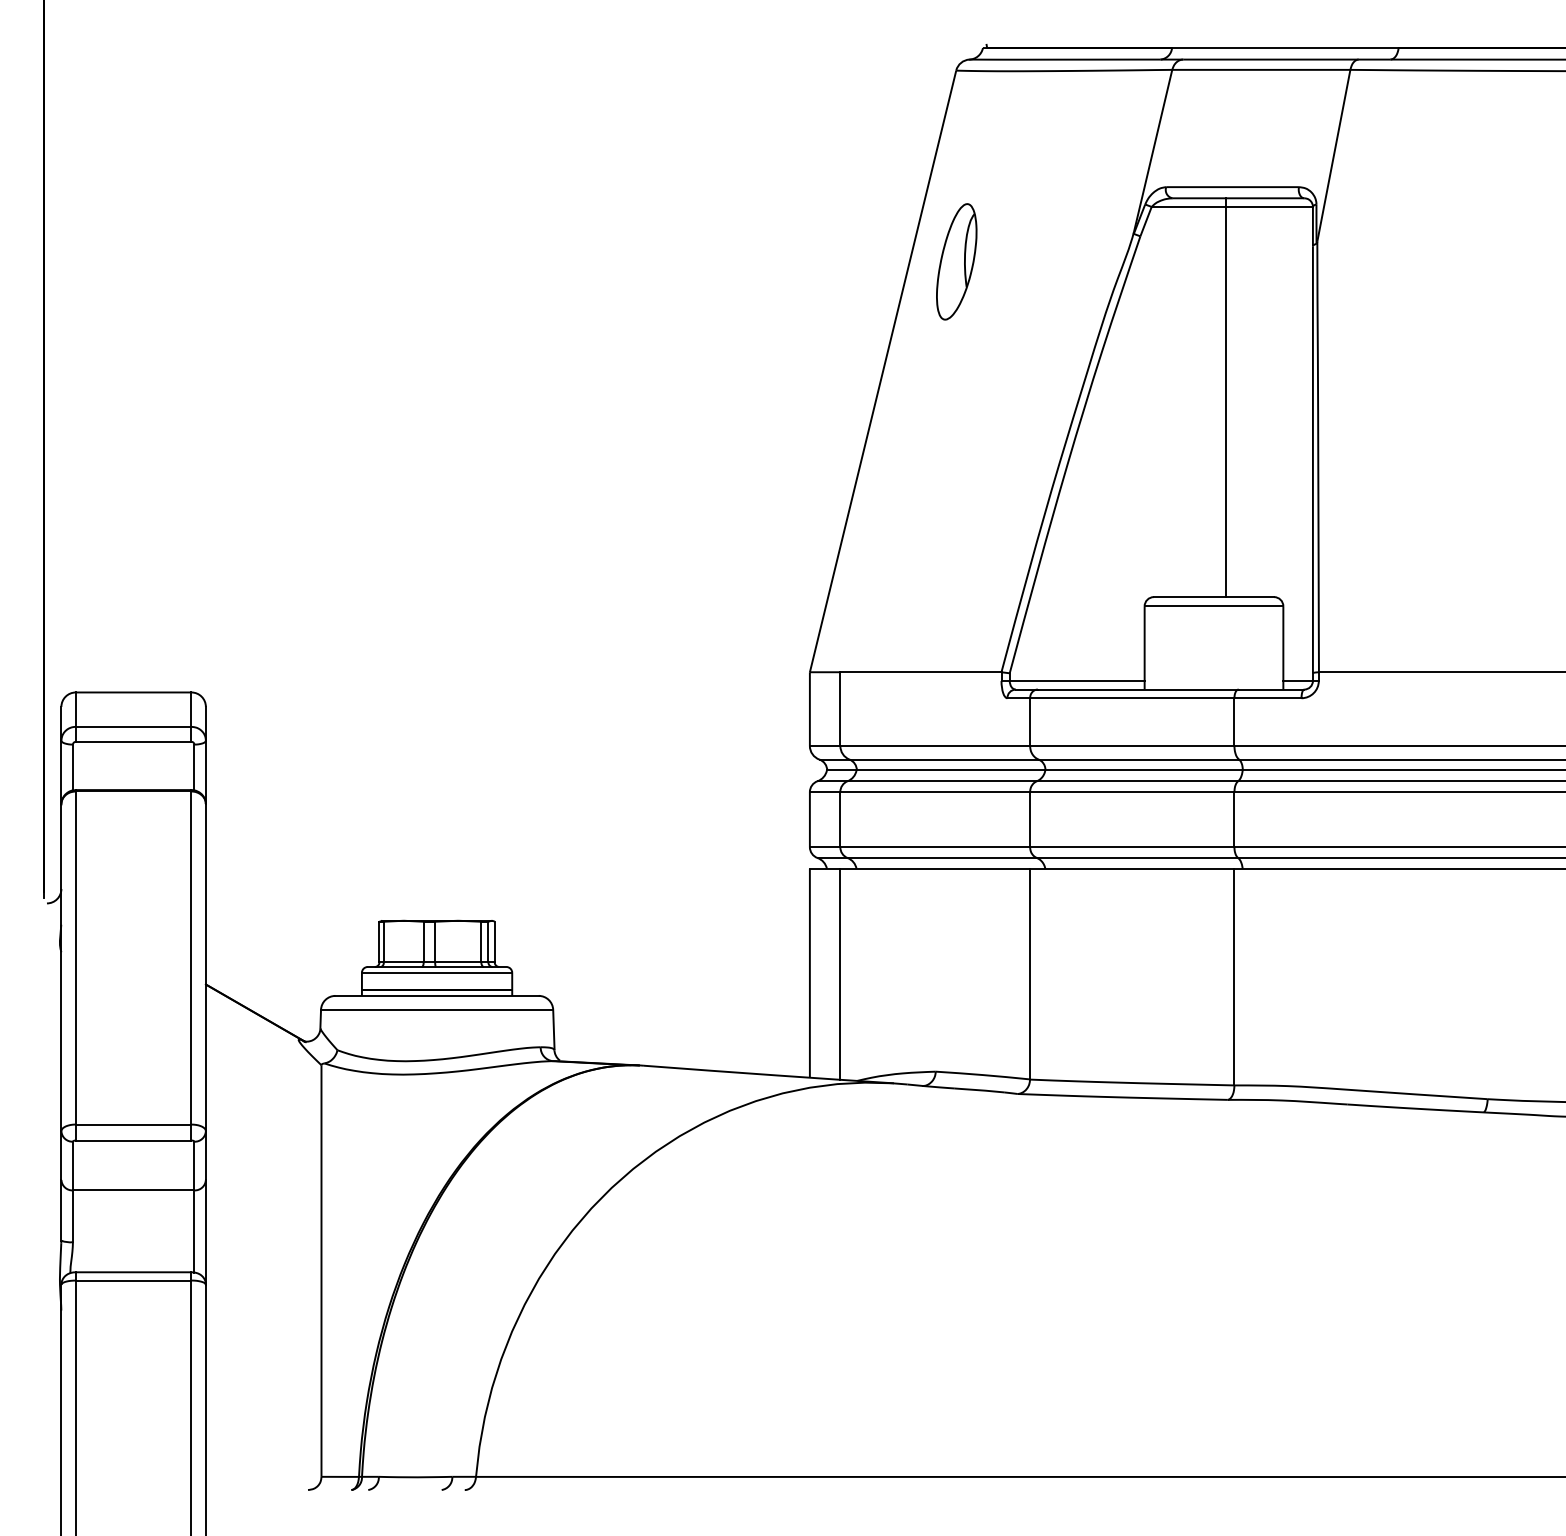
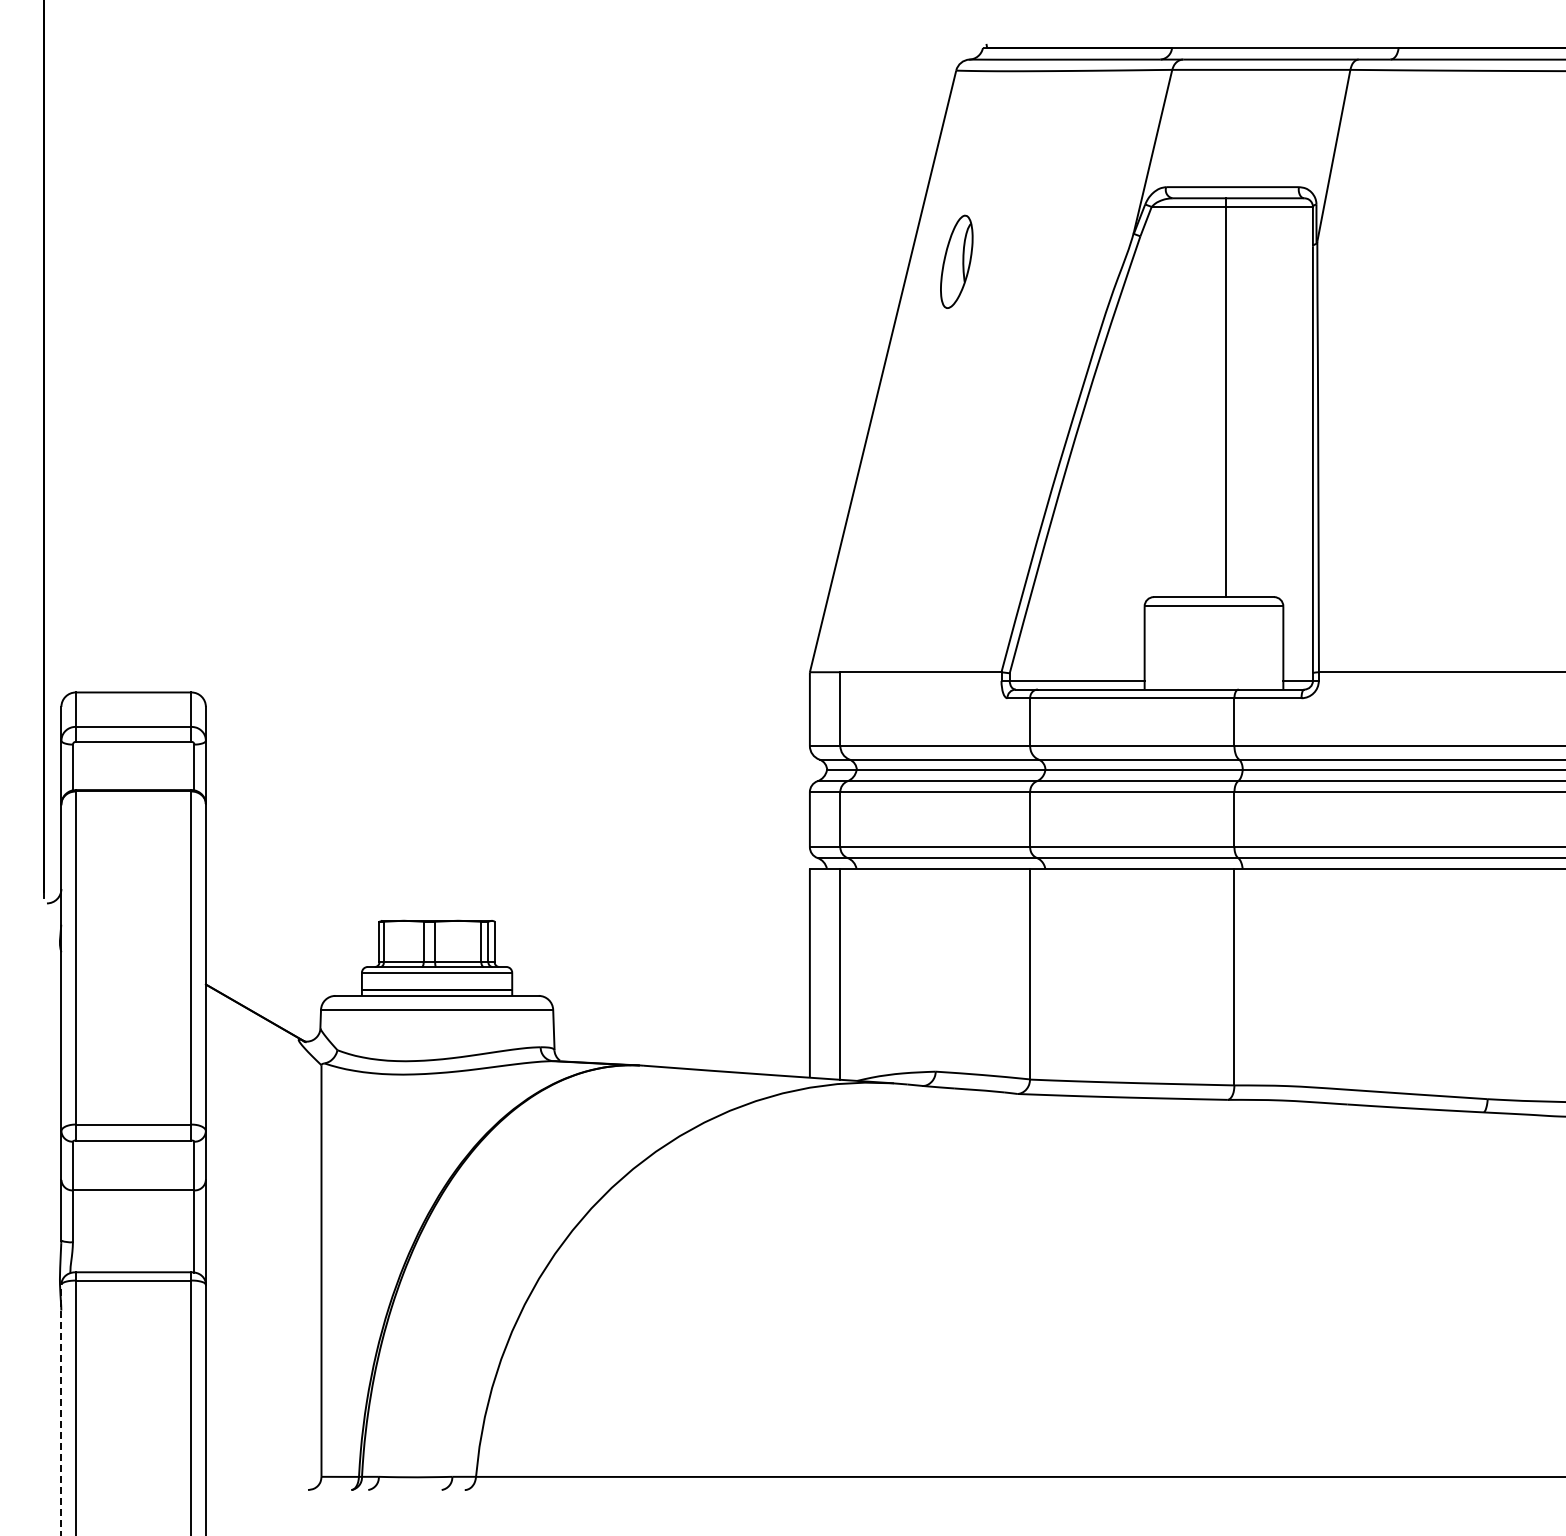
part size: 42x118 px -> 34x95 px (956, 261)
line: solid -> dashed (61, 1409)
